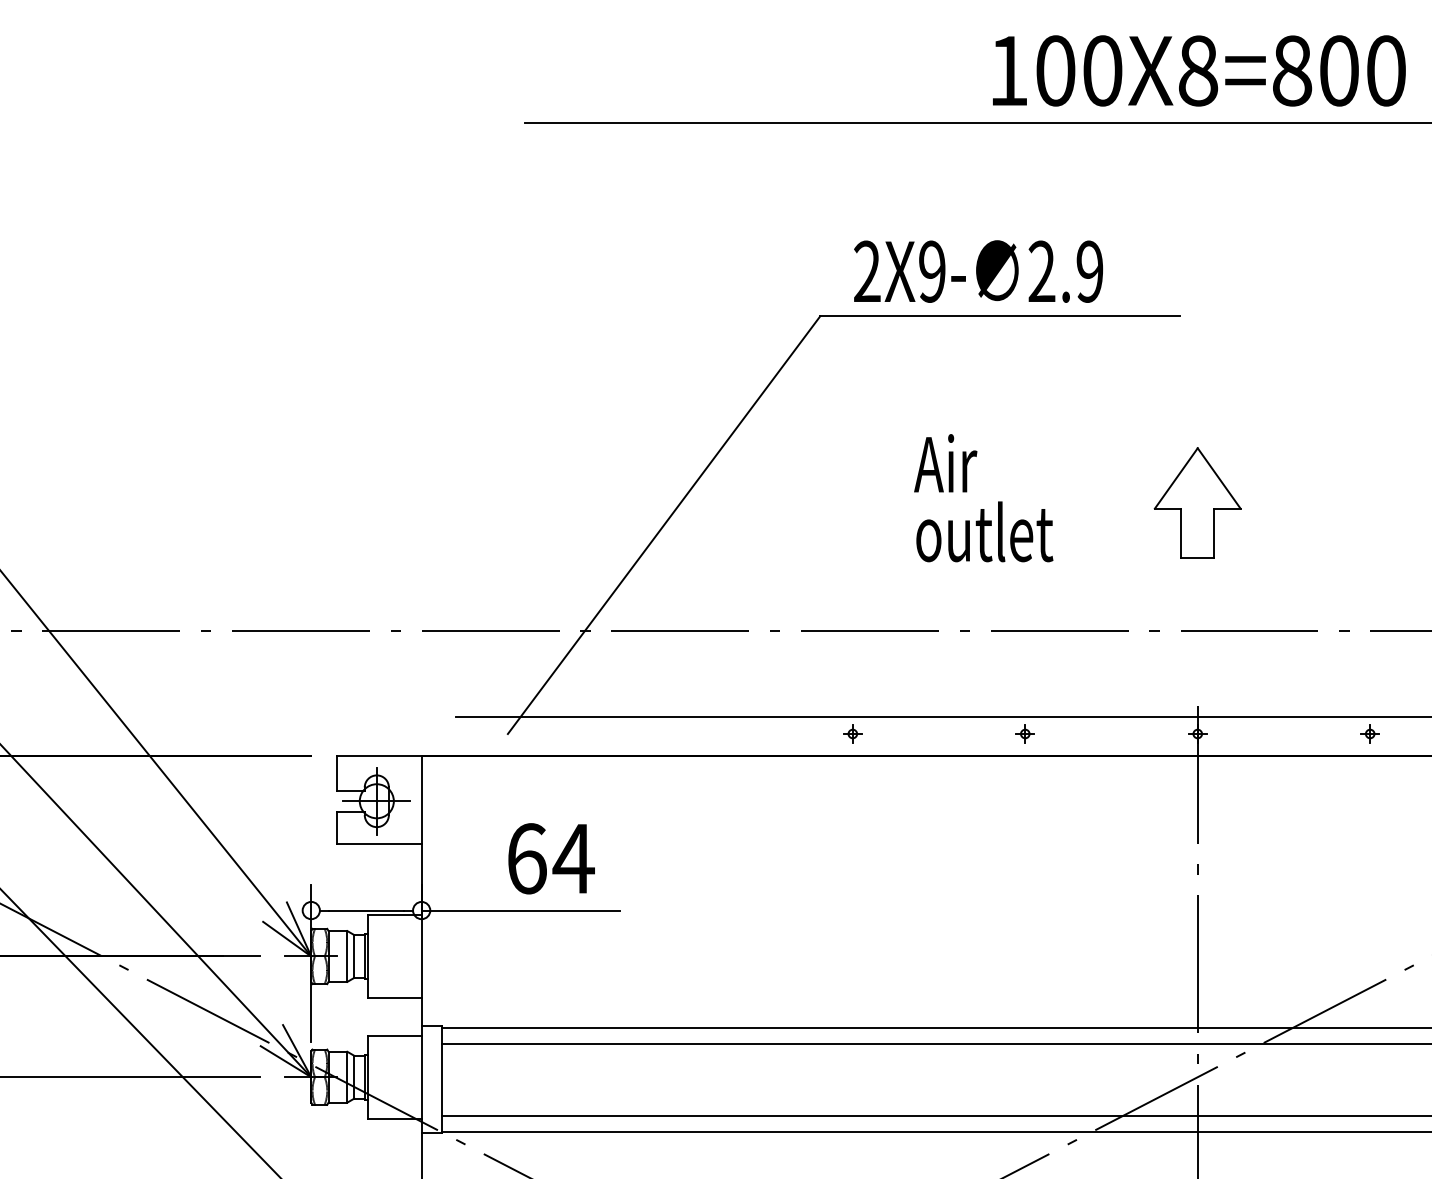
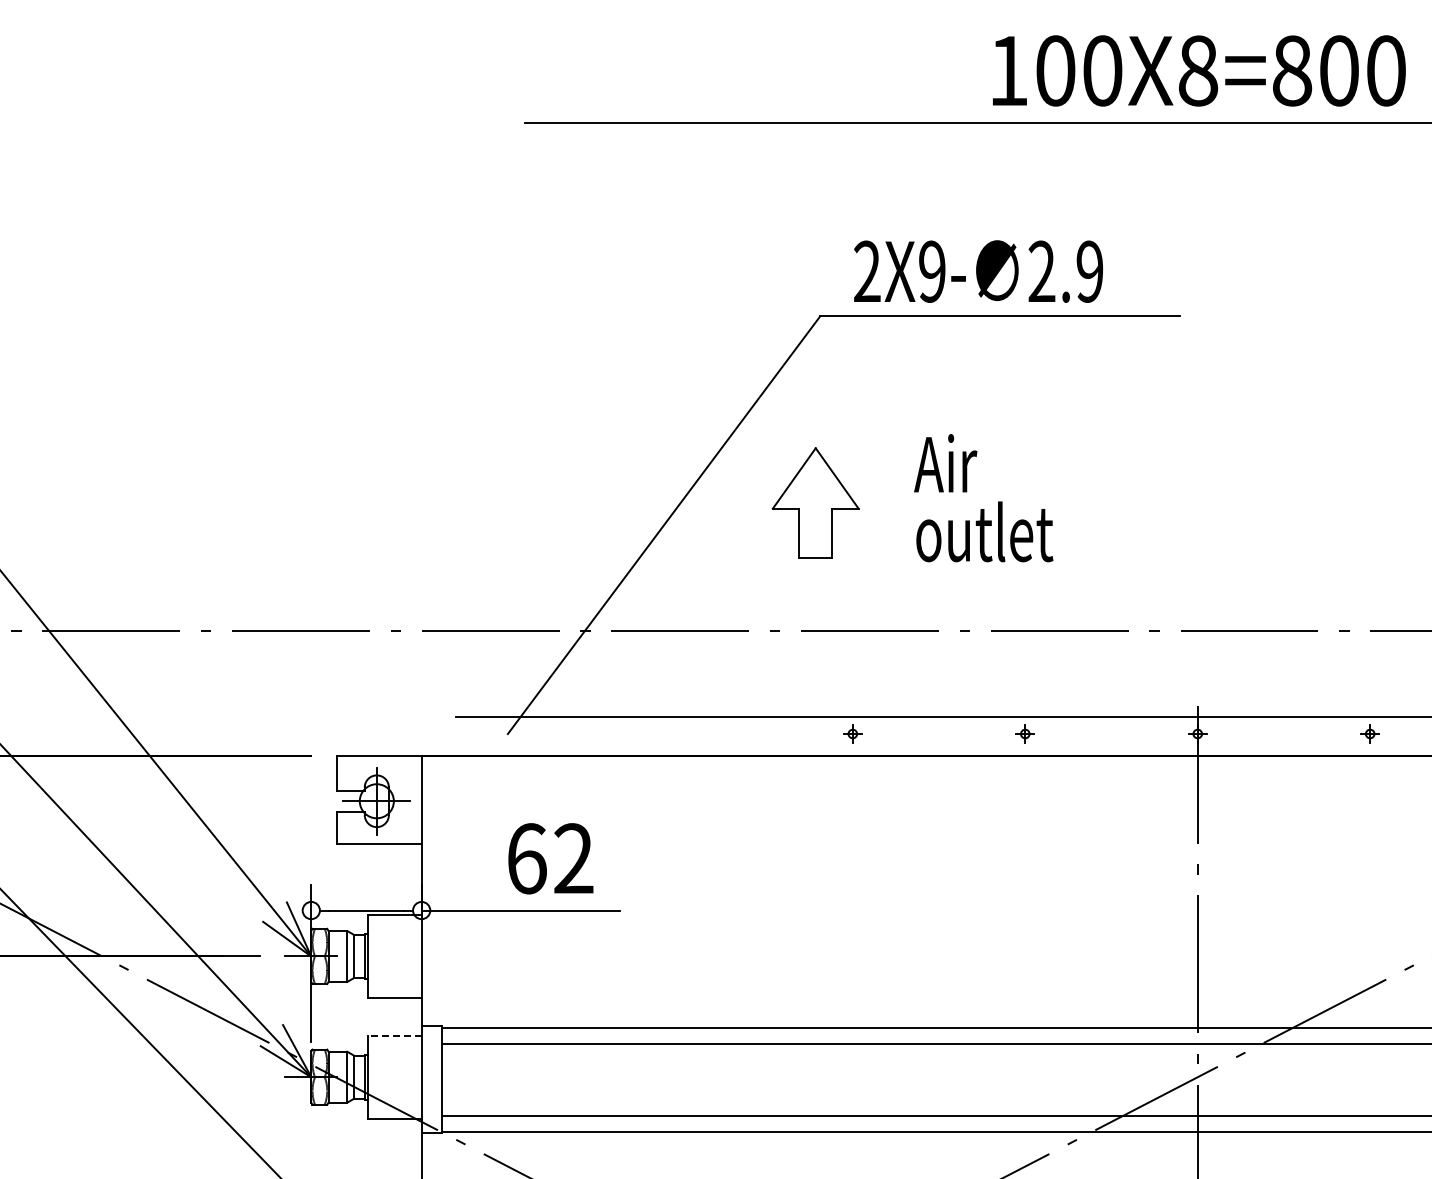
part position: (1197, 502) -> (815, 502) (815, 502)
text: 64 -> 62 (573, 858)
line: solid -> dashed (394, 1035)
line: present -> none (130, 1077)
